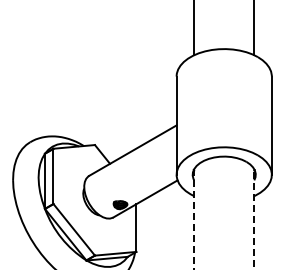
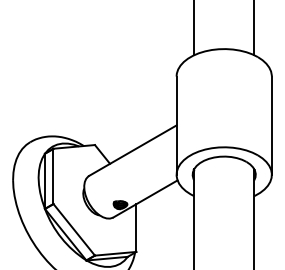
line: dashed -> solid (194, 219)
line: dashed -> solid (254, 219)
